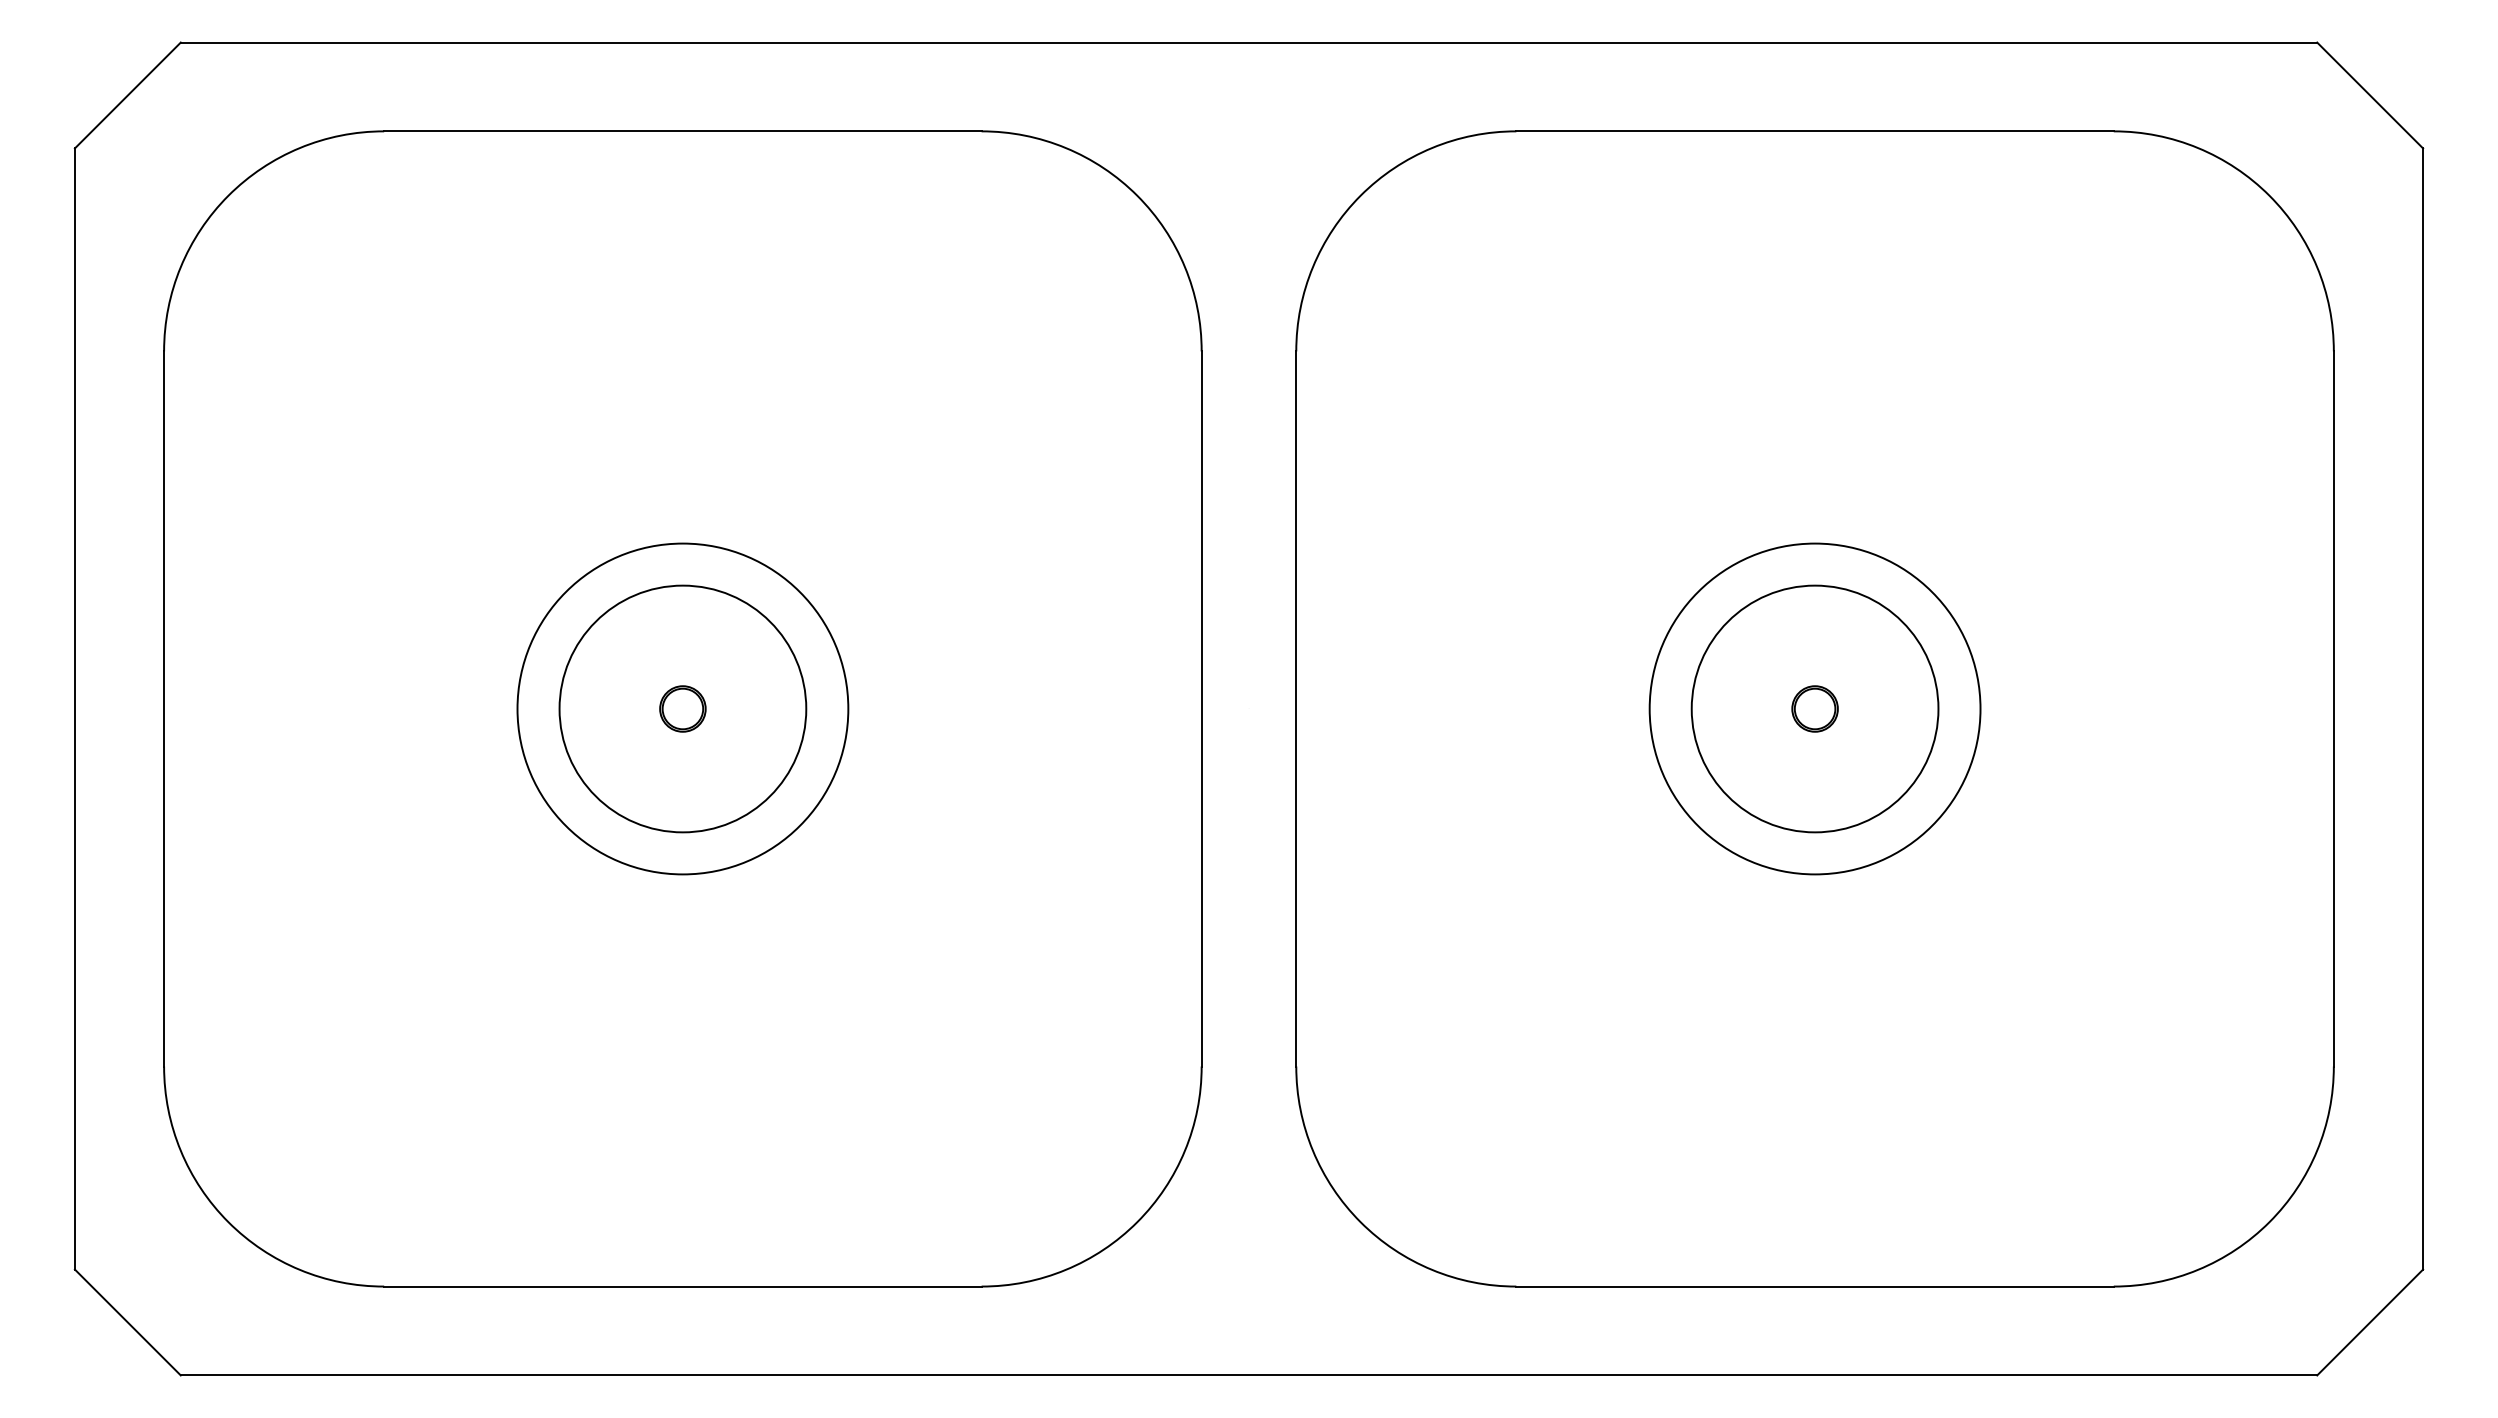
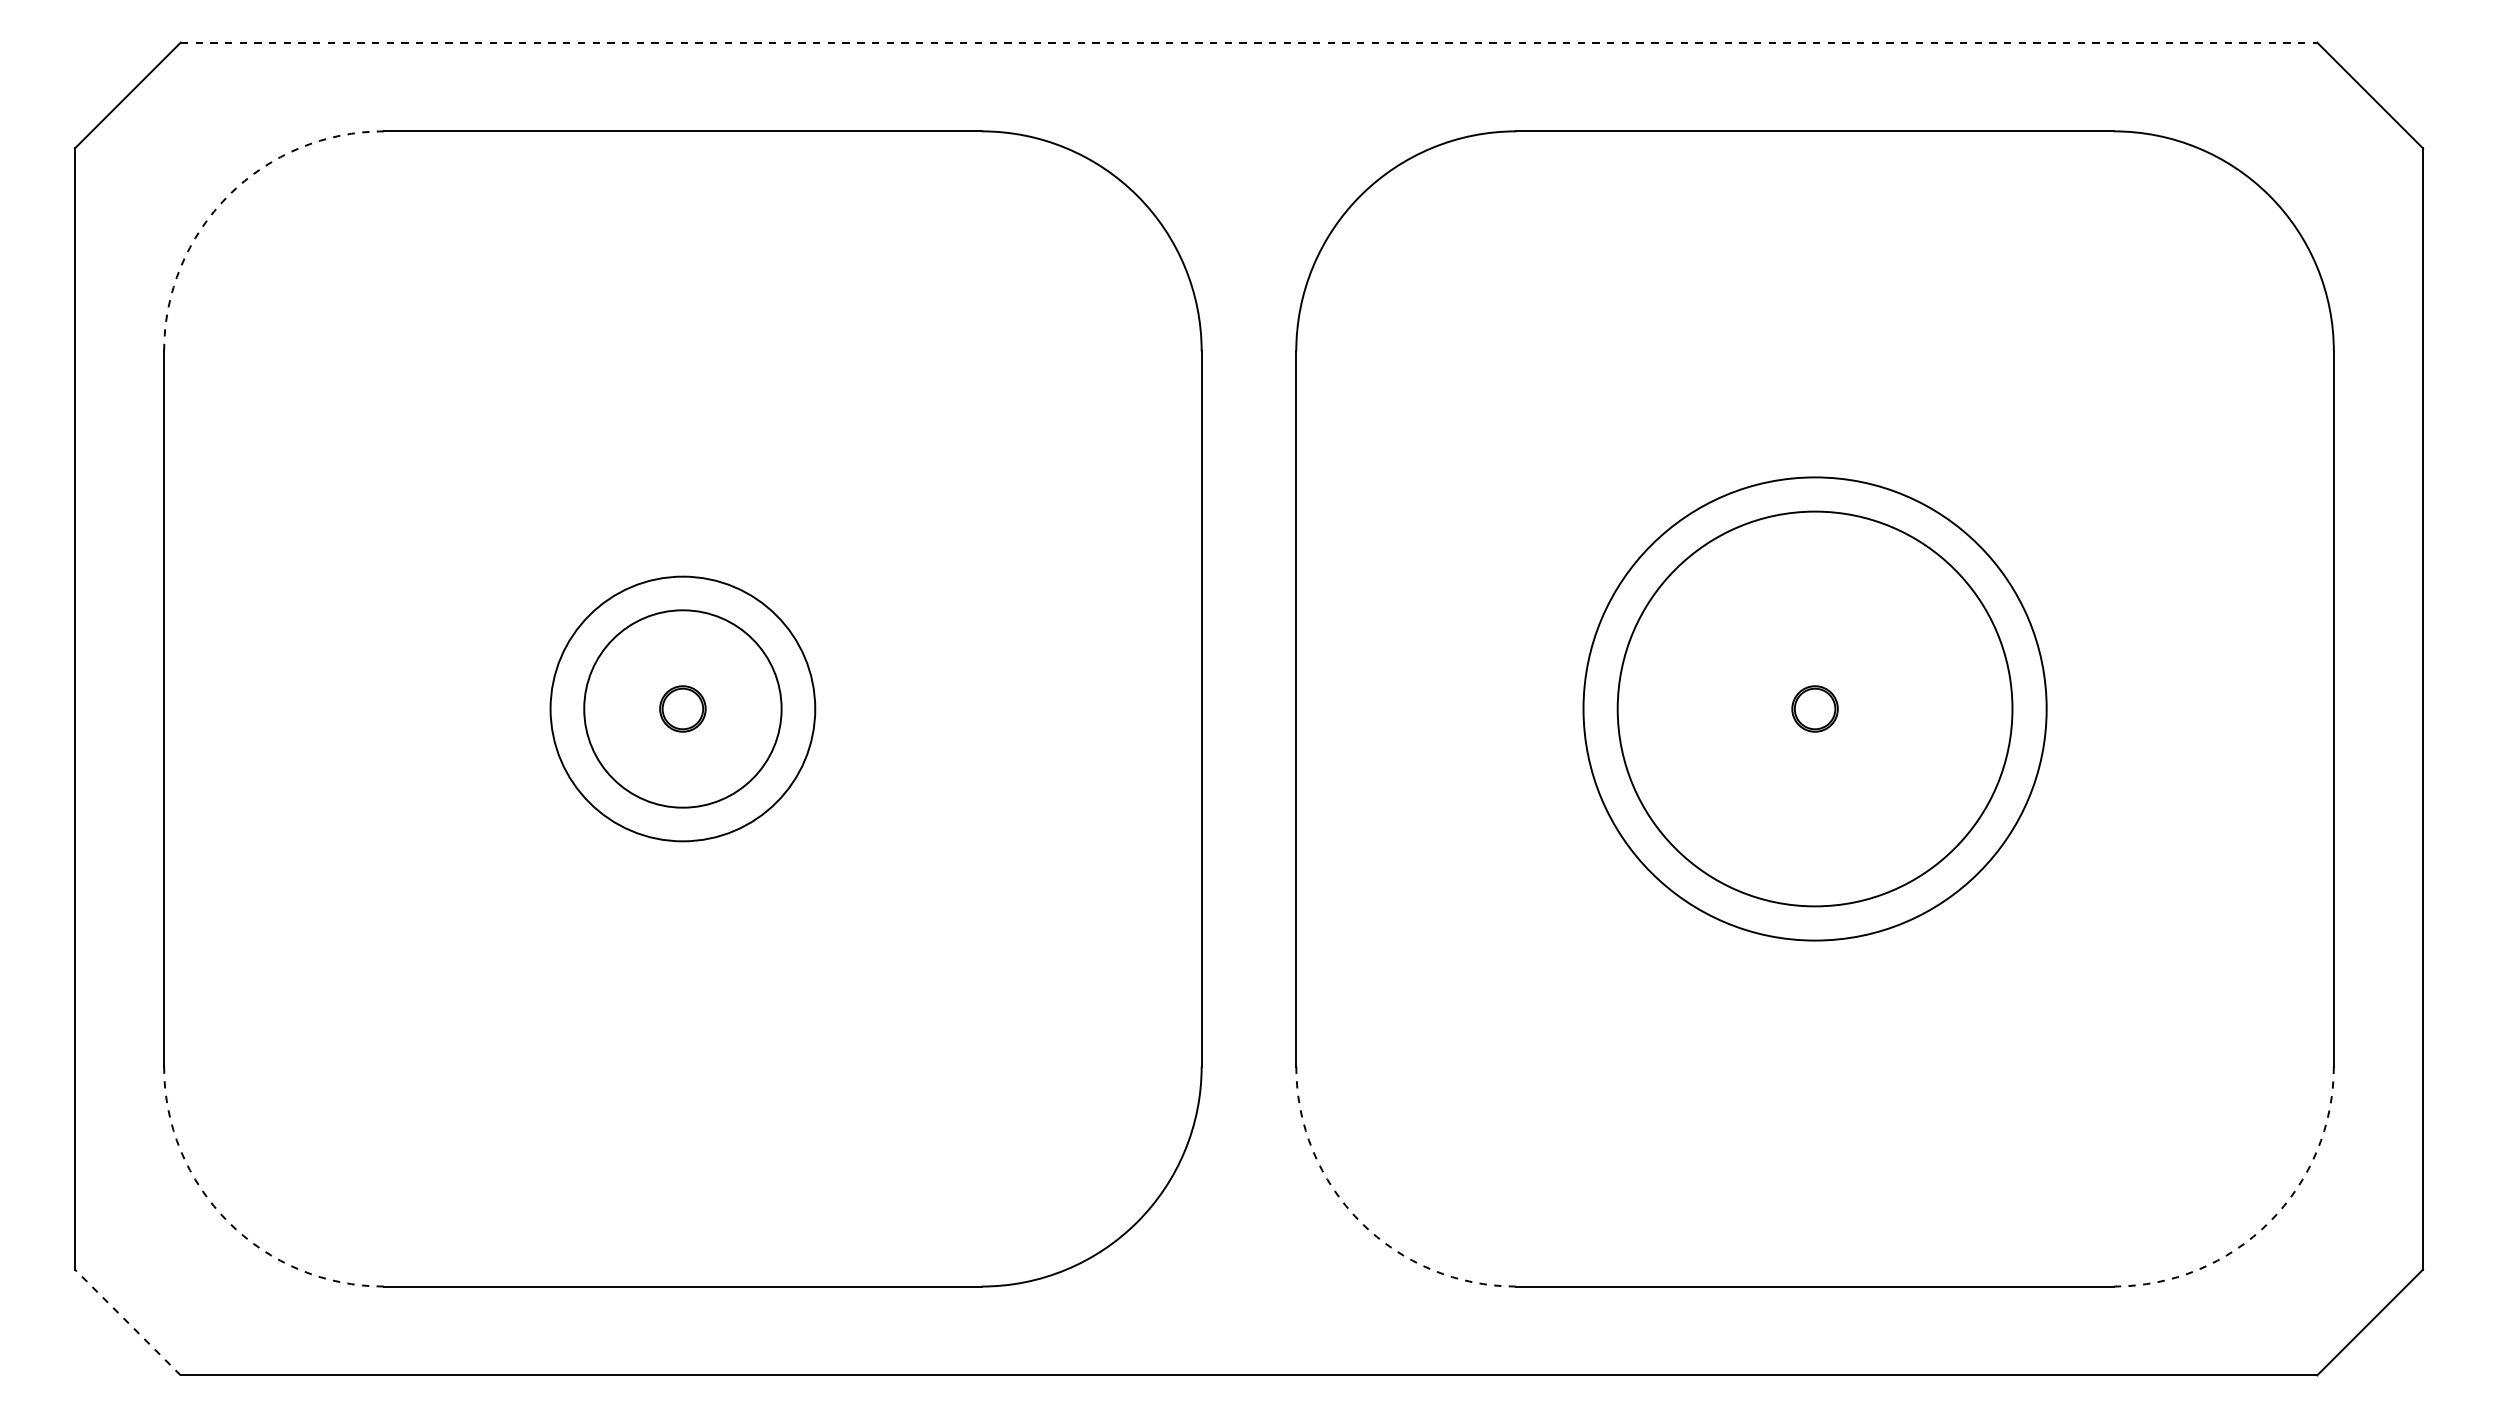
line: solid -> dashed (1249, 42)
arc: solid -> dashed (228, 195)
circle diameter: 247 px -> 197 px (682, 708)
circle diameter: 331 px -> 265 px (682, 708)
circle diameter: 247 px -> 395 px (1814, 708)
circle diameter: 331 px -> 463 px (1814, 708)
arc: solid -> dashed (228, 1222)
arc: solid -> dashed (1360, 1222)
arc: solid -> dashed (2269, 1222)
line: solid -> dashed (127, 1322)
